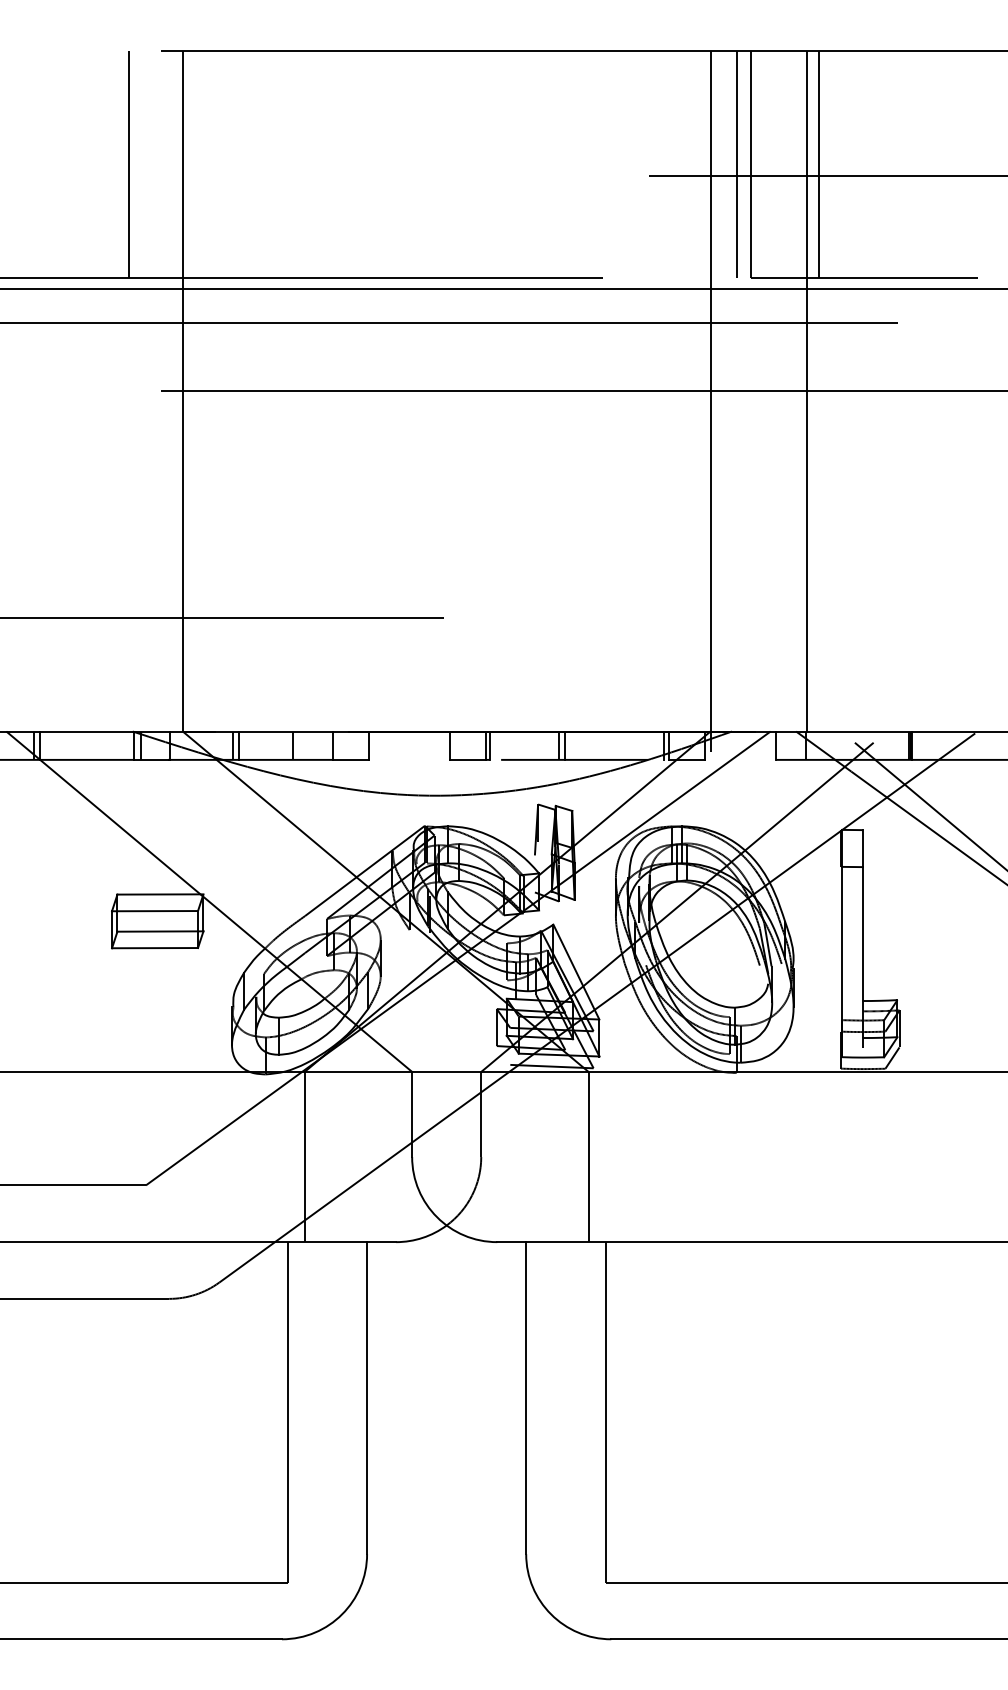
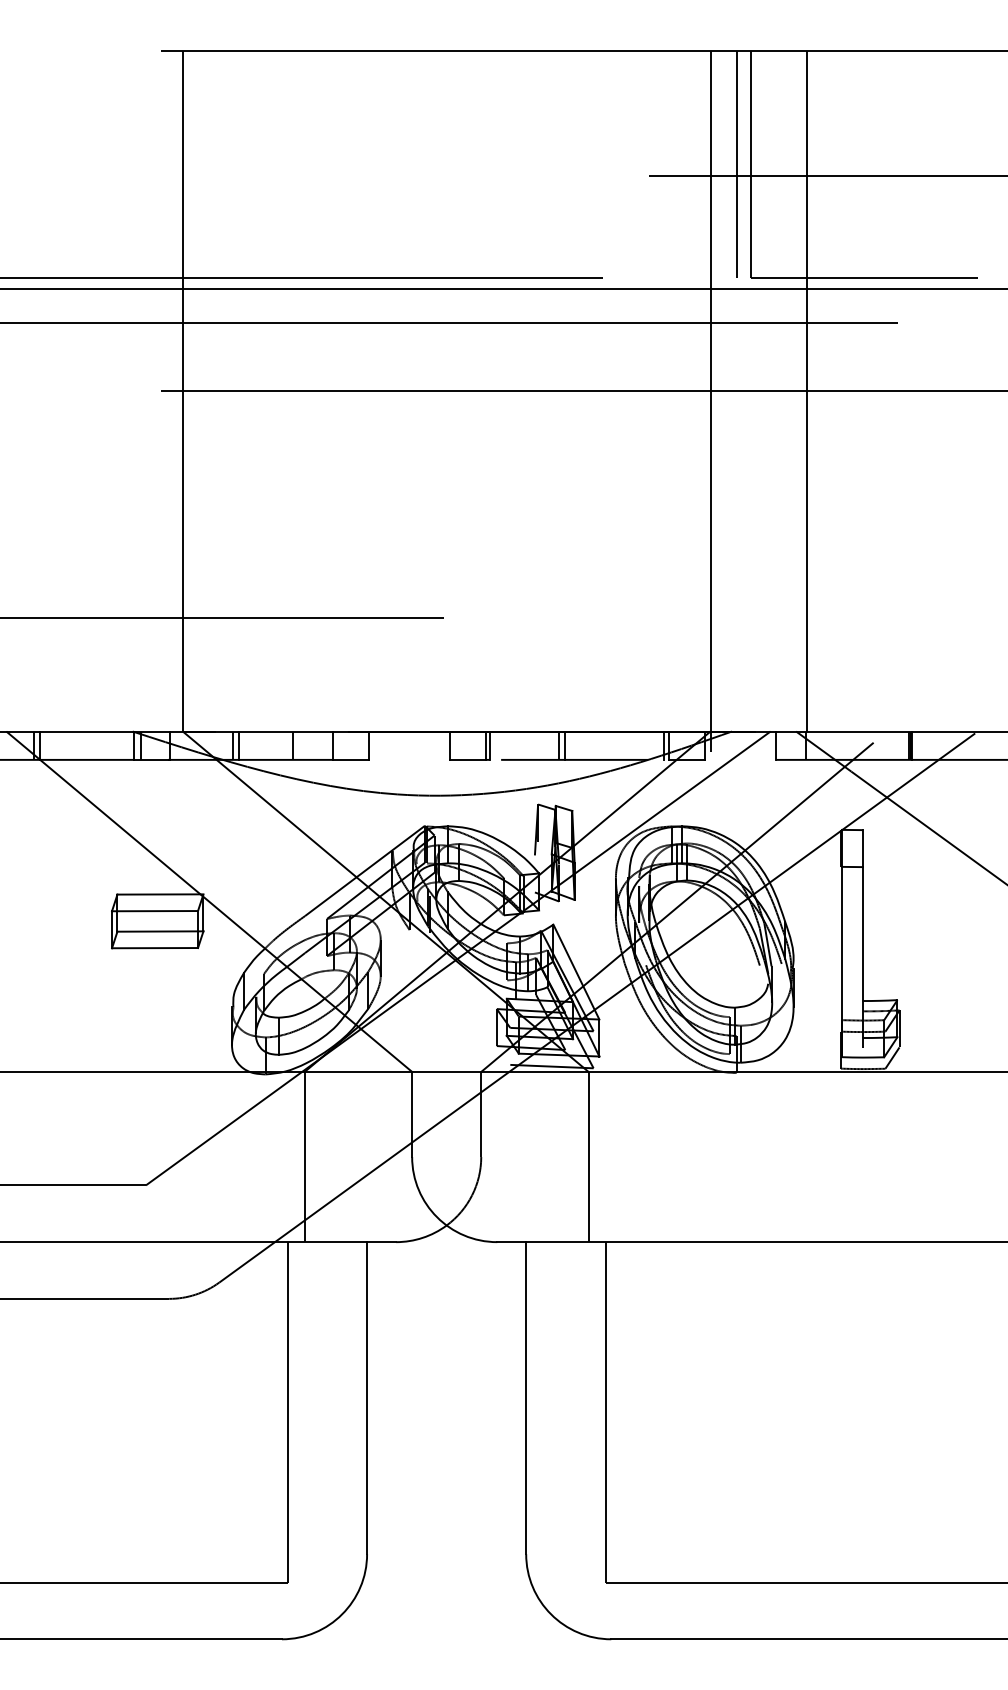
line: present -> none (128, 163)
line: present -> none (818, 163)
line: present -> none (929, 805)
